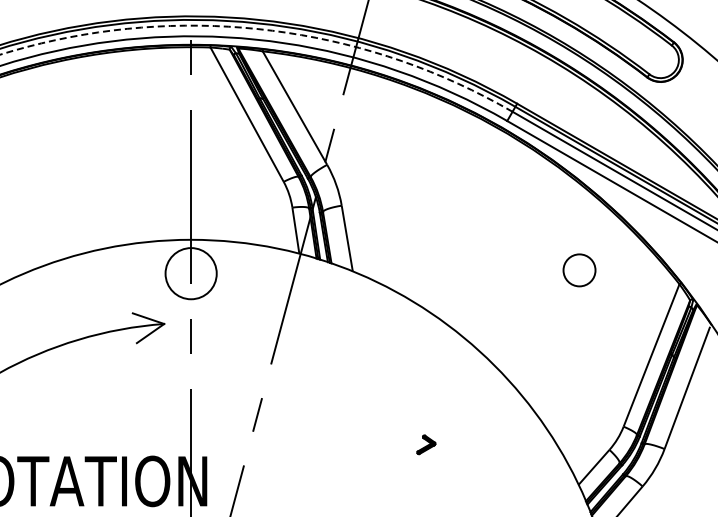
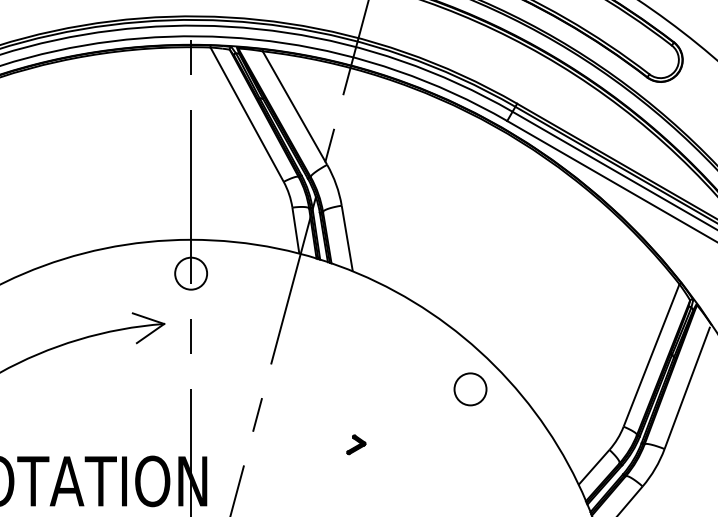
arc: dashed -> solid (261, 29)
circle position: (579, 270) -> (470, 389) (470, 389)
circle diameter: 51 px -> 32 px (191, 273)
part position: (426, 444) -> (356, 444) (356, 444)
